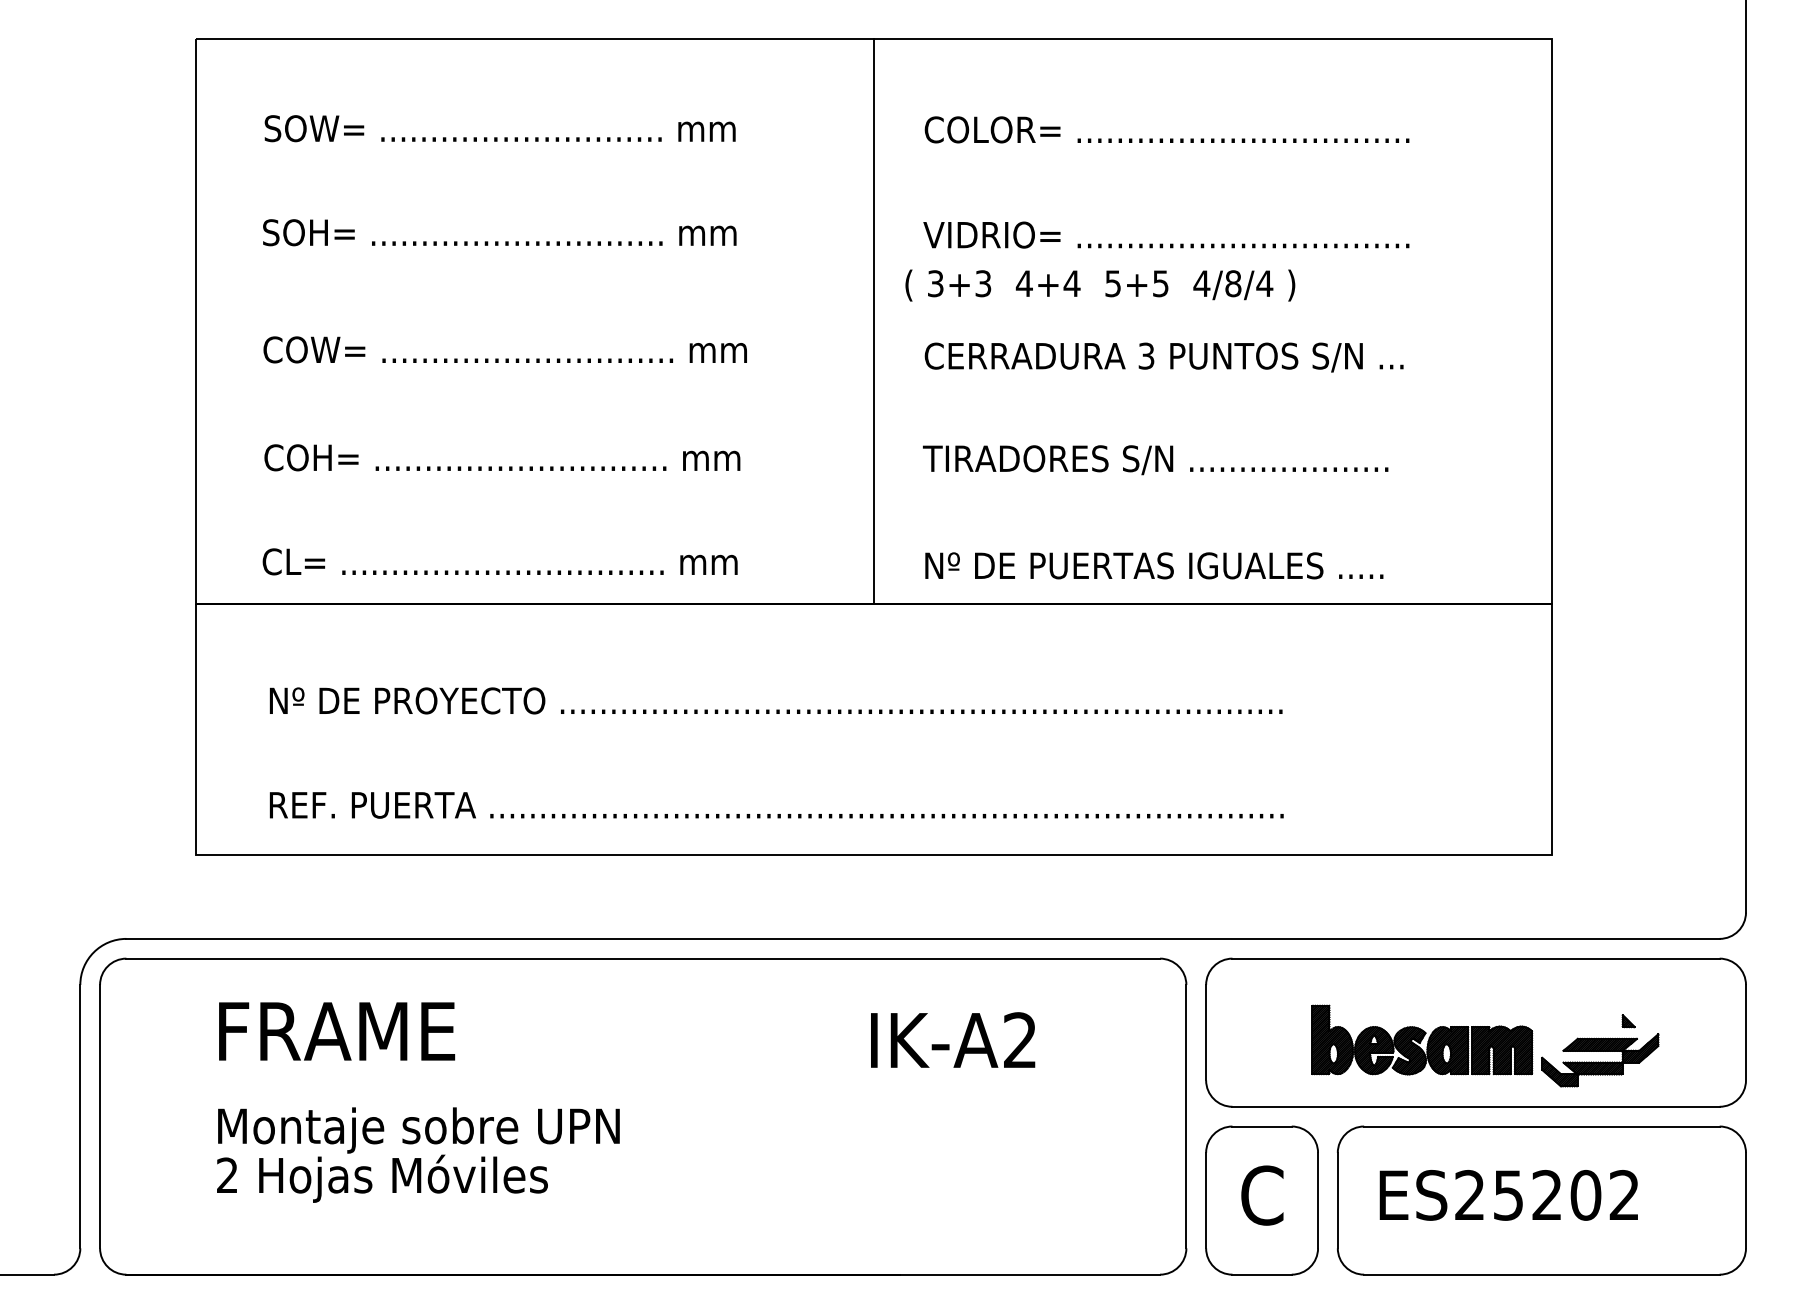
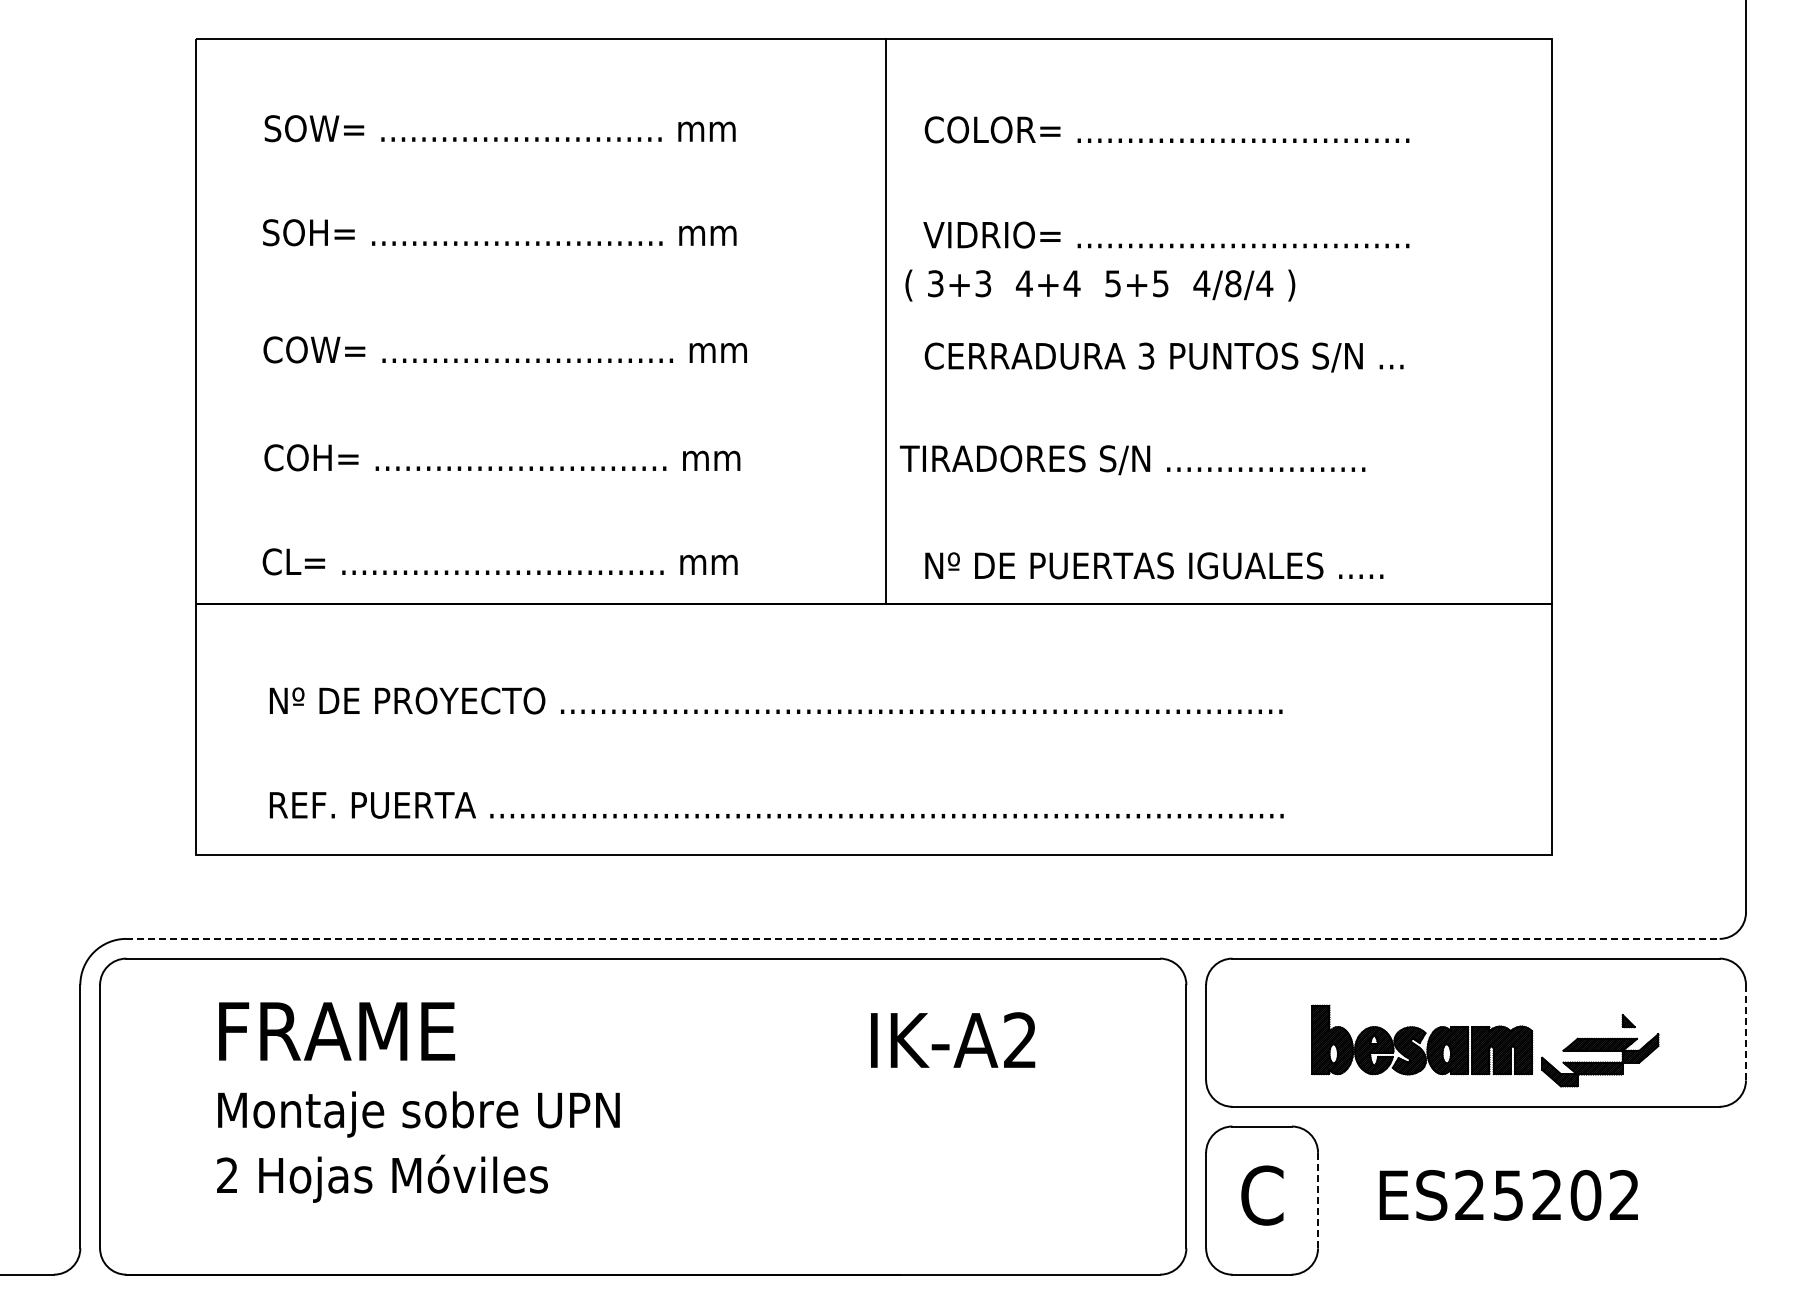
line position: (873, 321) -> (885, 321) (885, 321)
text position: (1155, 460) -> (1132, 460) (1132, 460)
line: solid -> dashed (923, 938)
line: solid -> dashed (1746, 1032)
text position: (418, 1130) -> (418, 1114) (418, 1114)
line: solid -> dashed (1318, 1200)
part: present -> none (1541, 1200)
